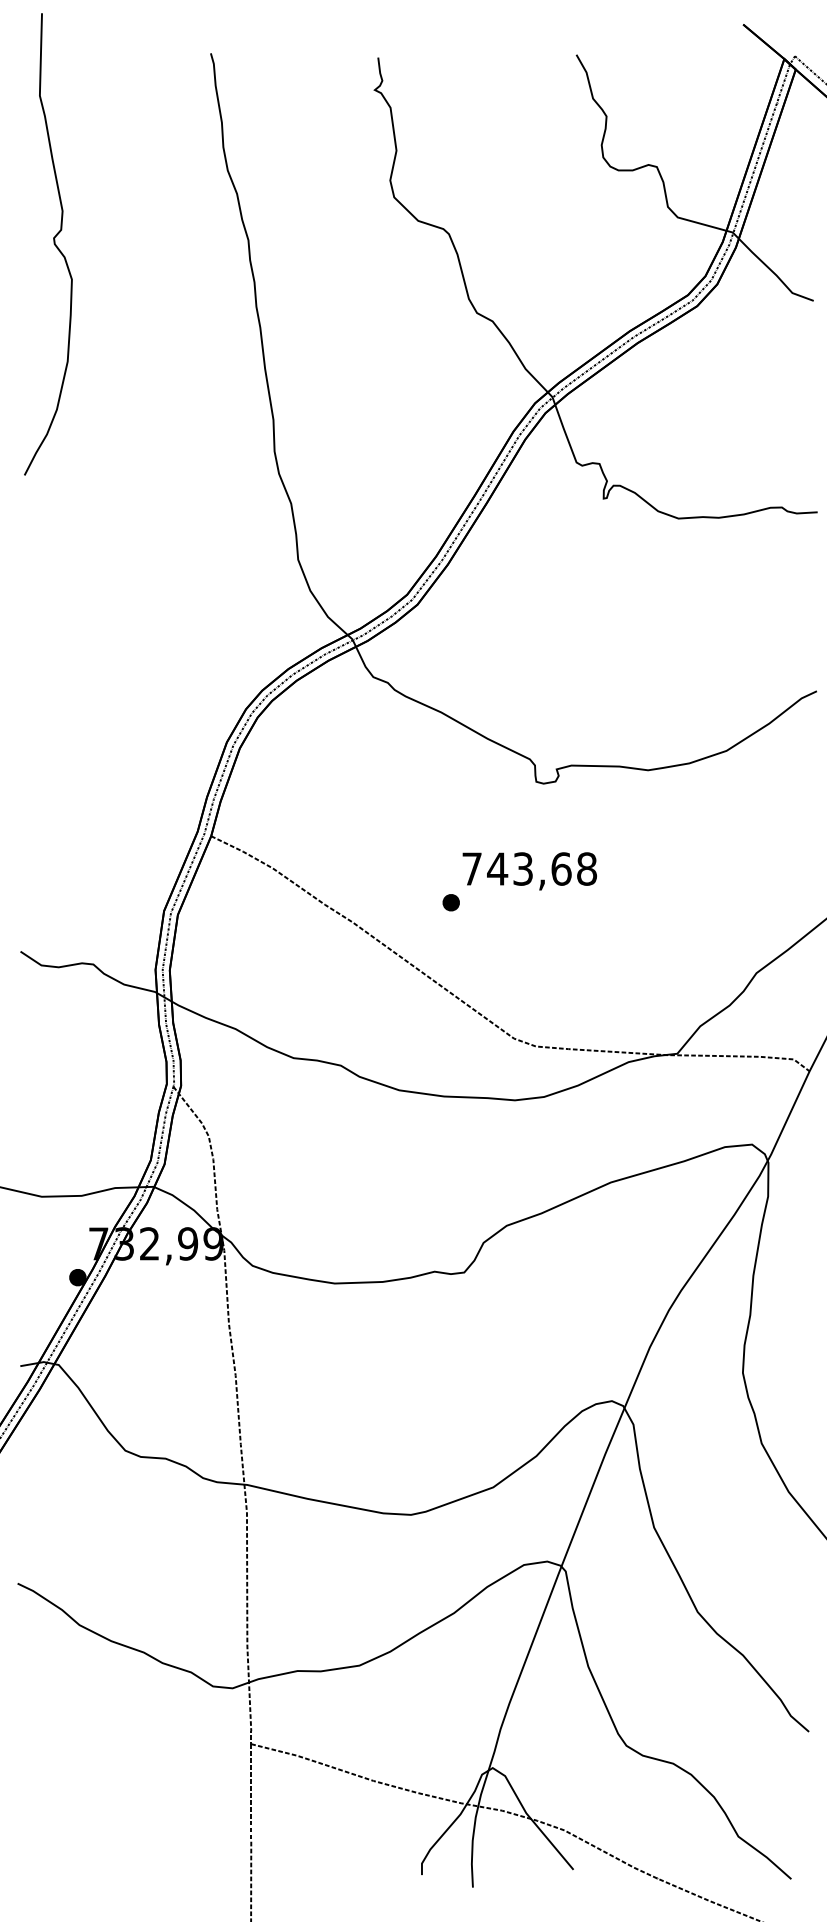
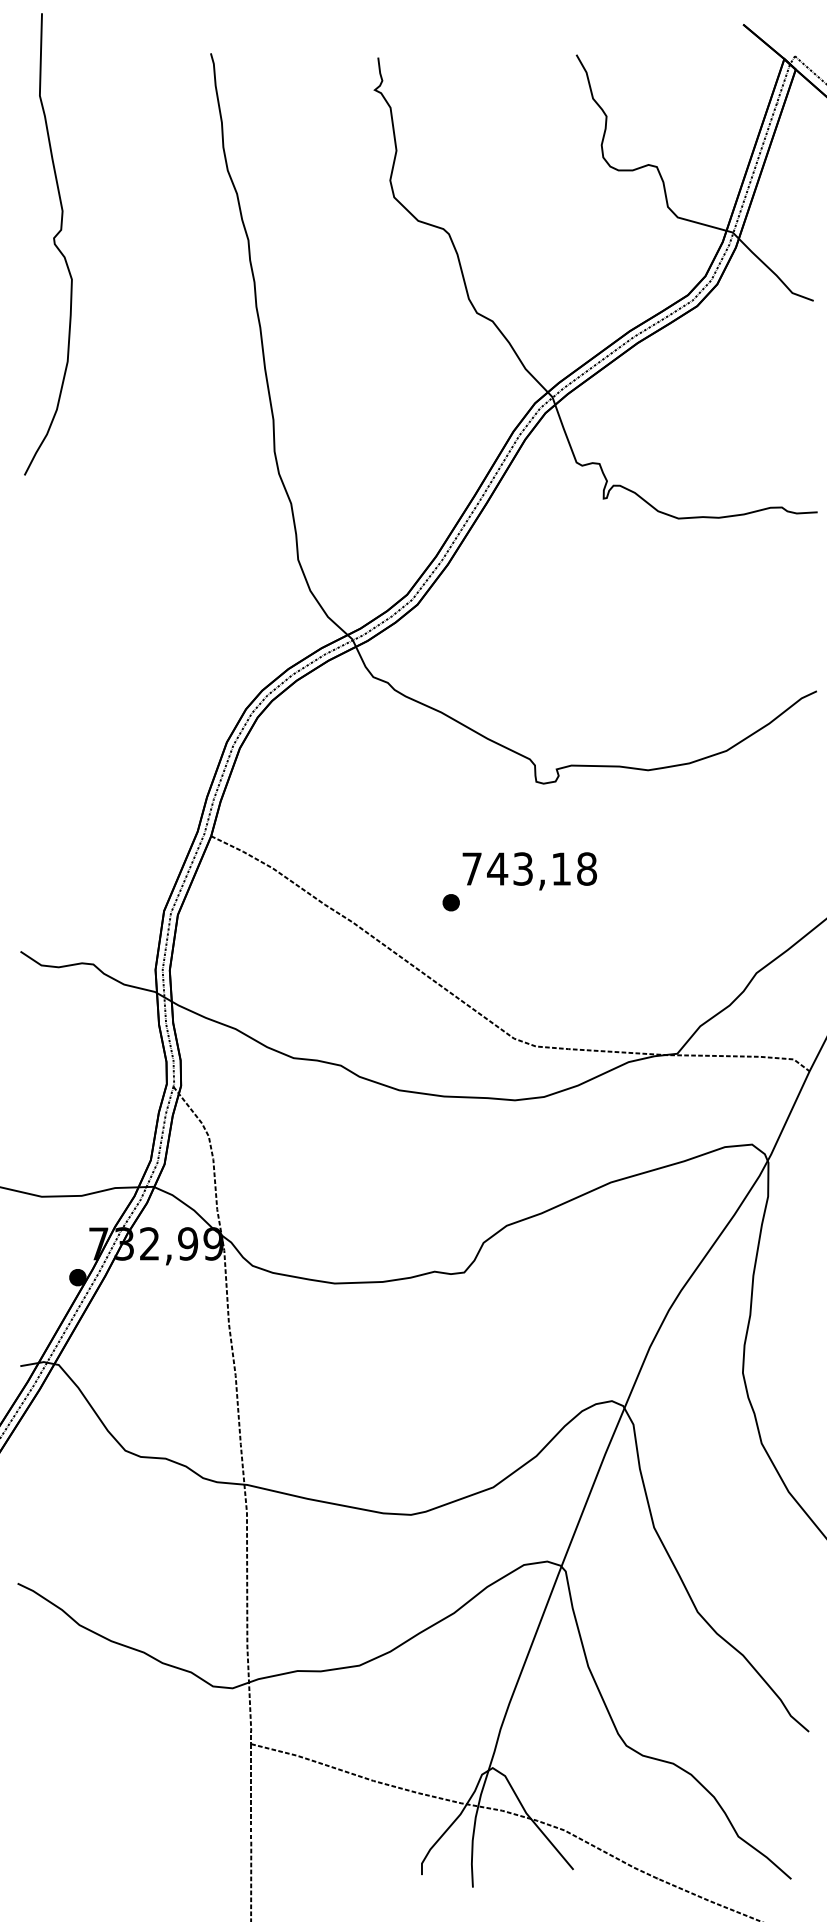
text: 743,68 -> 743,18 (561, 868)
